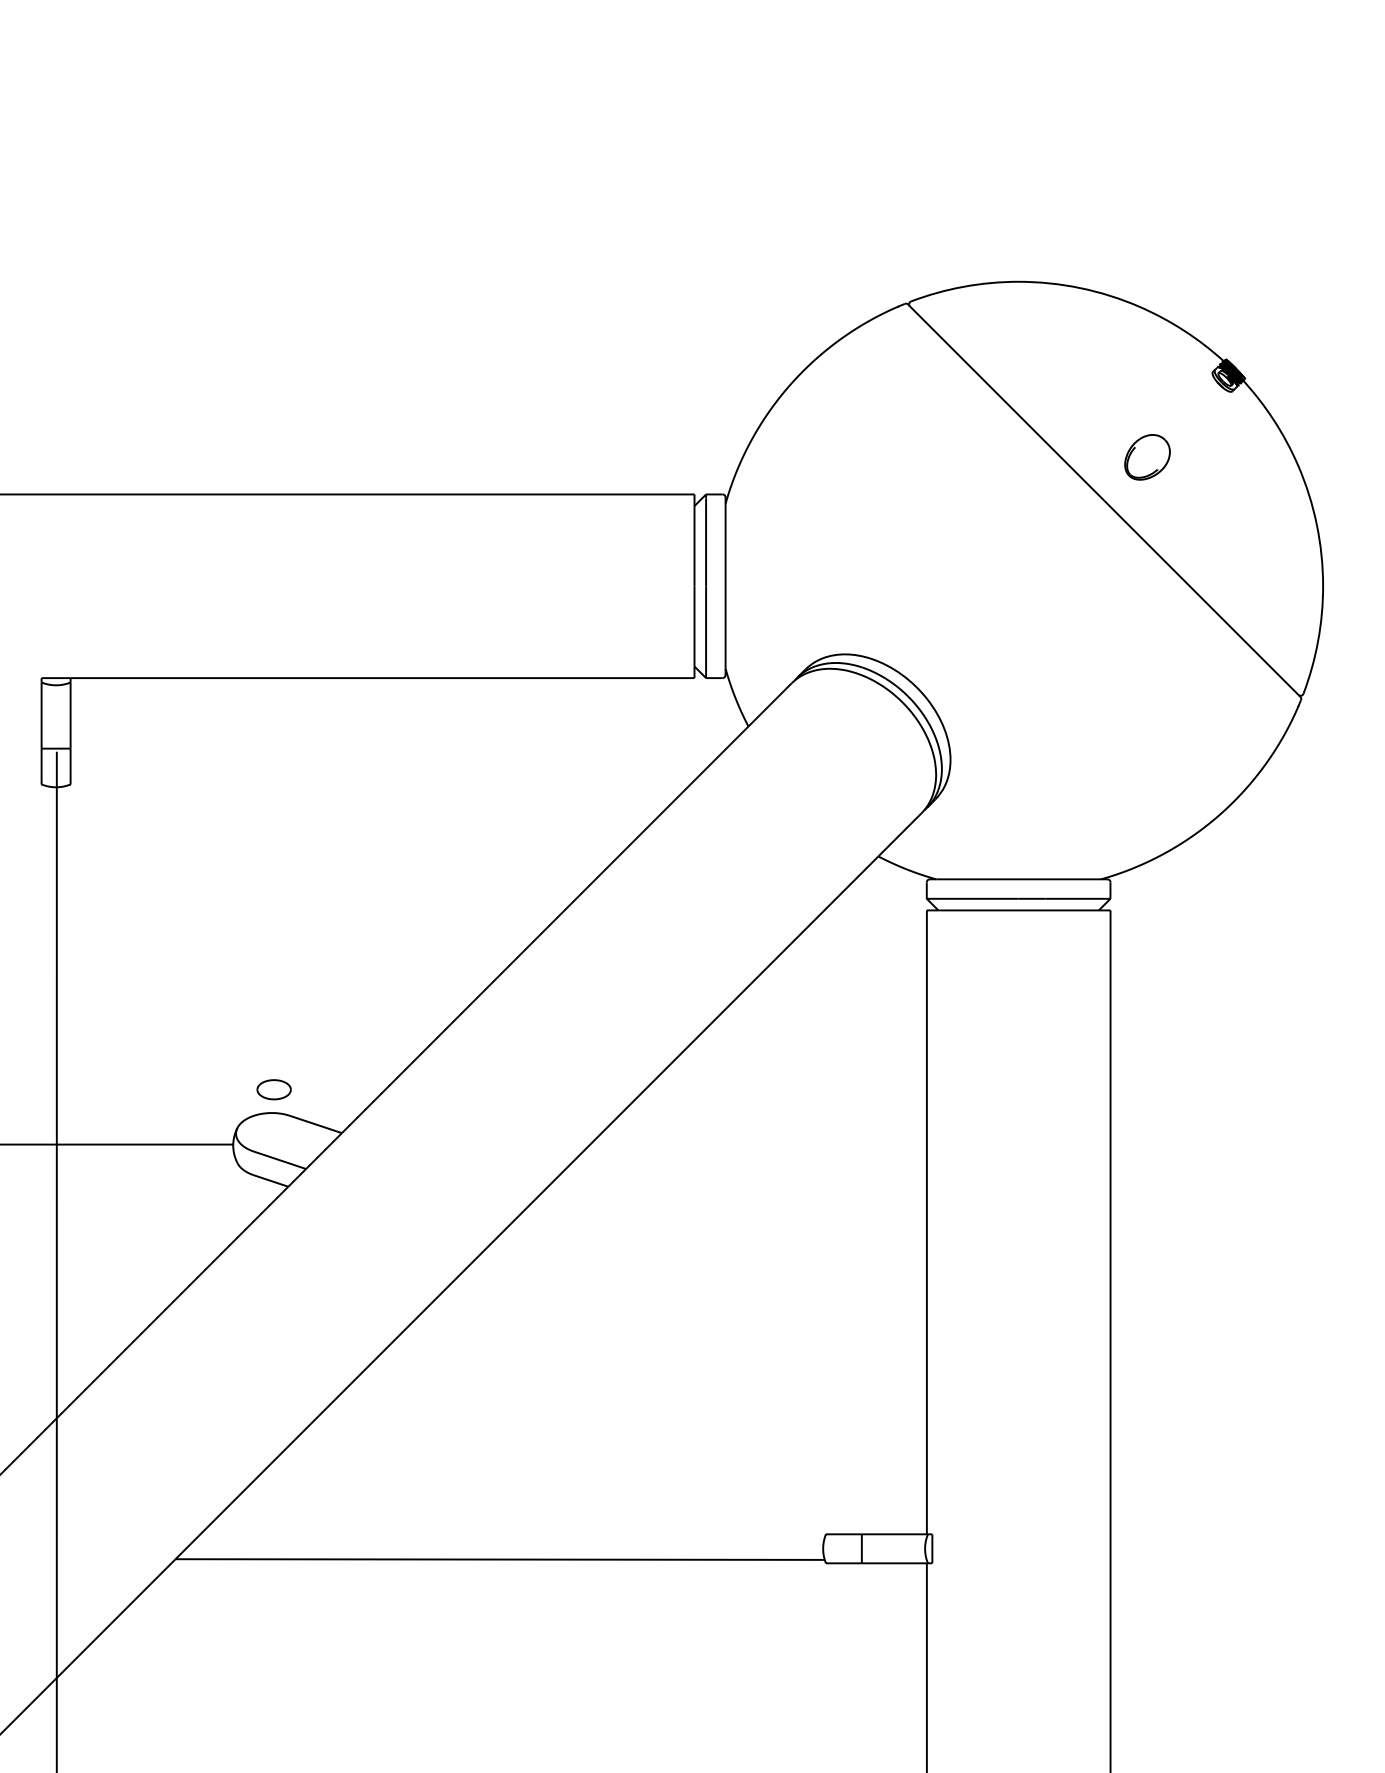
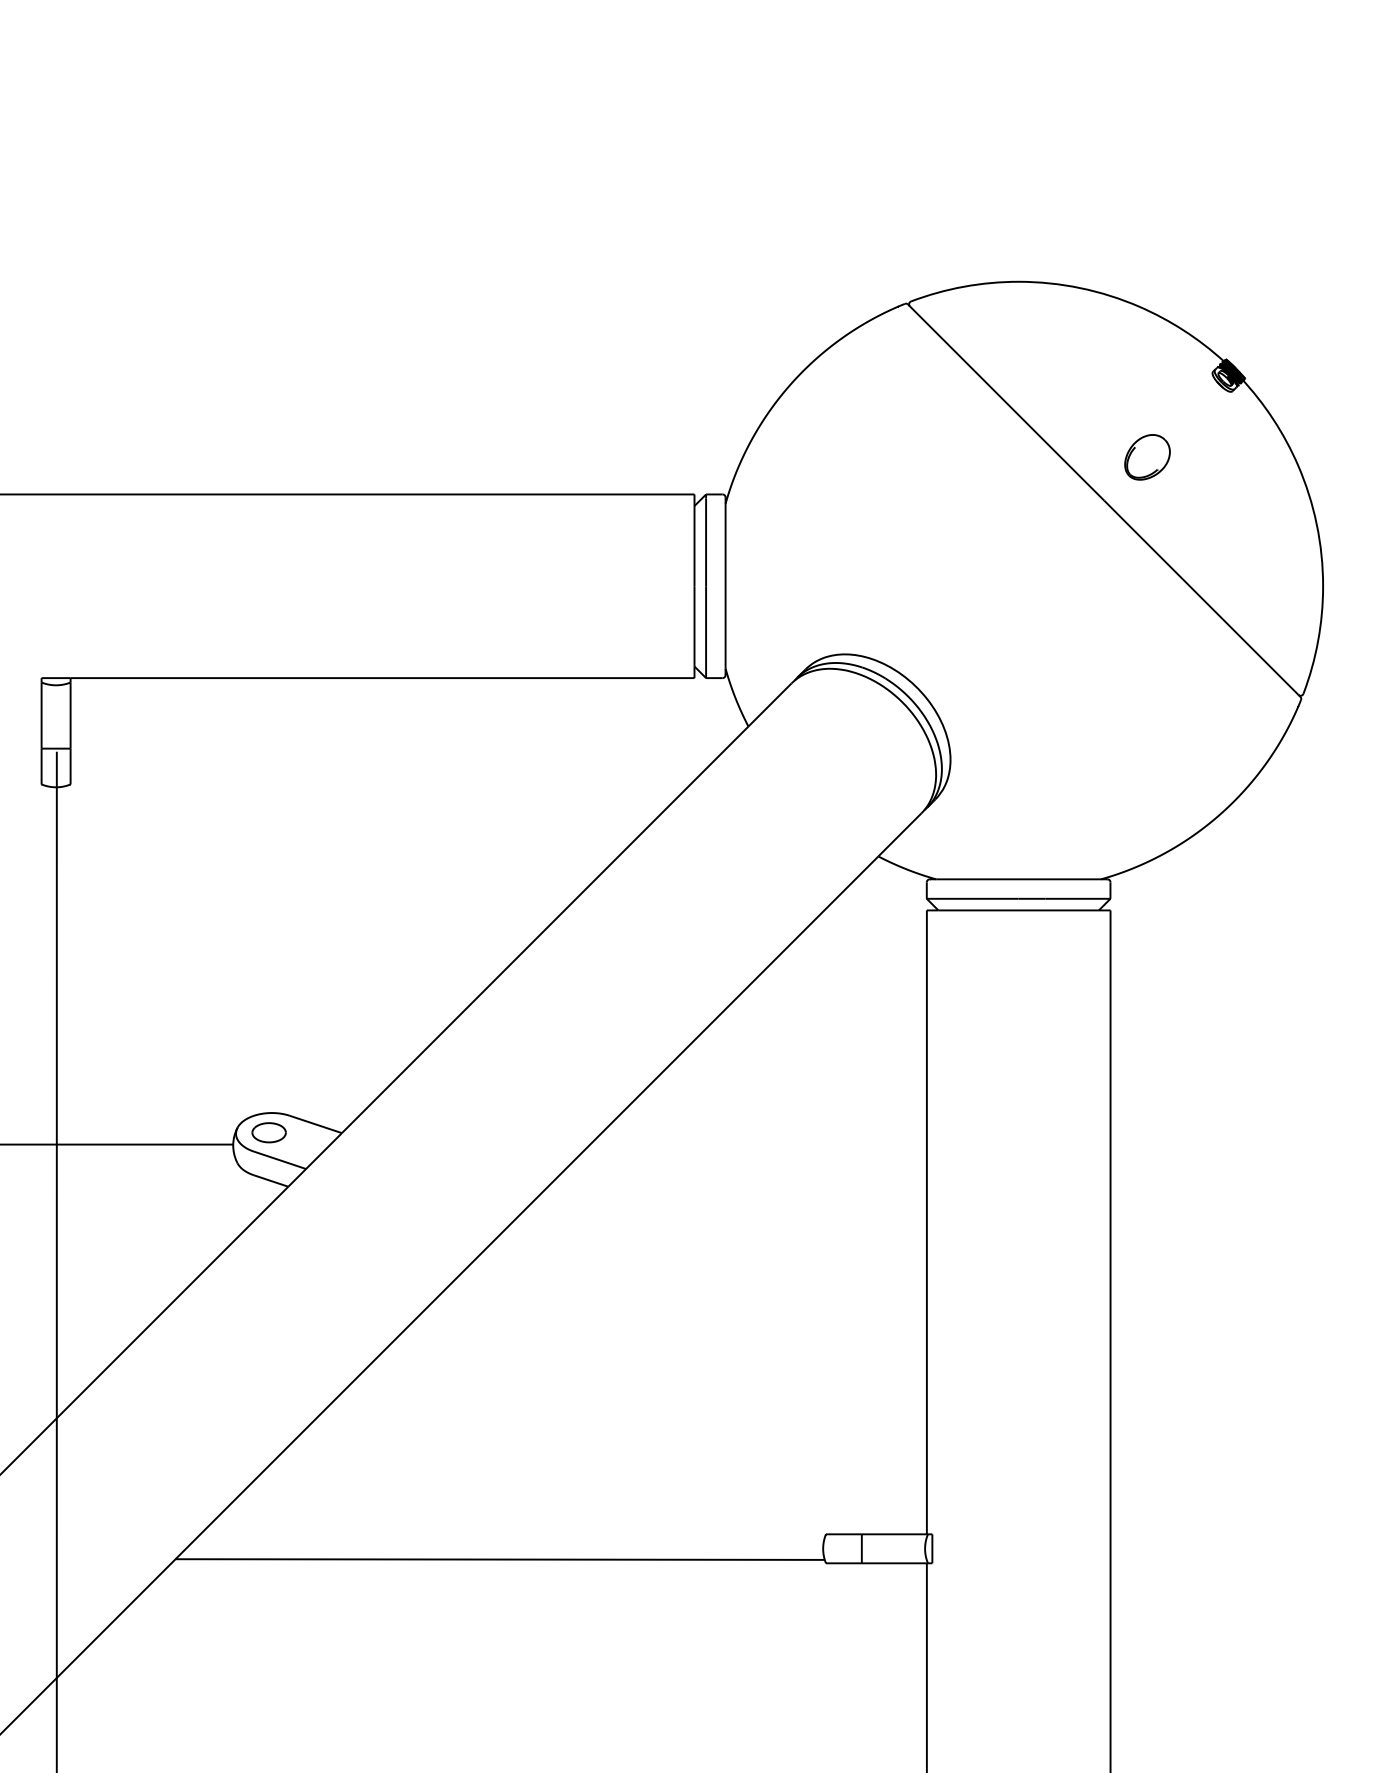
part position: (273, 1089) -> (268, 1132) (268, 1132)
